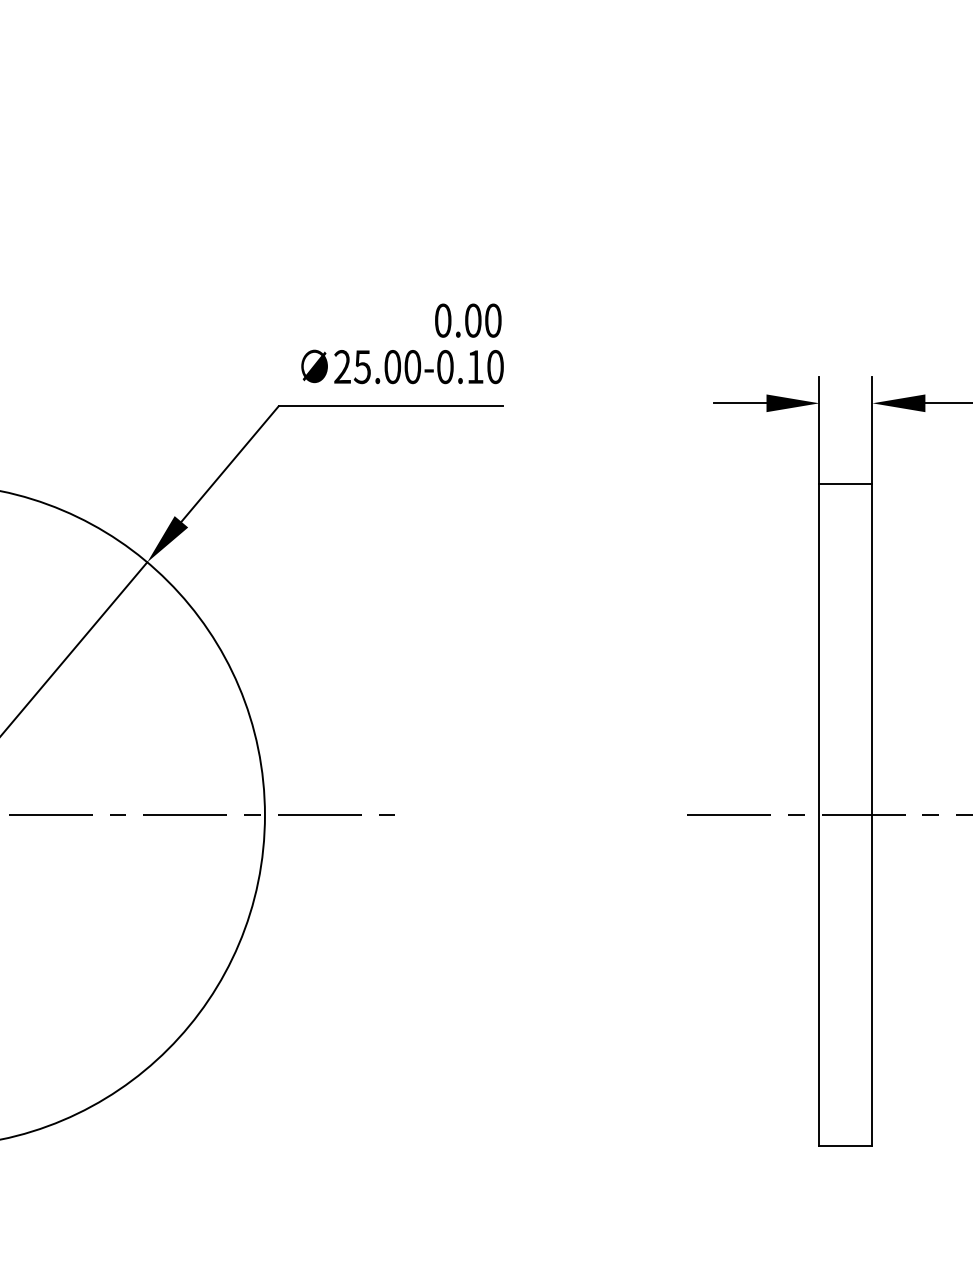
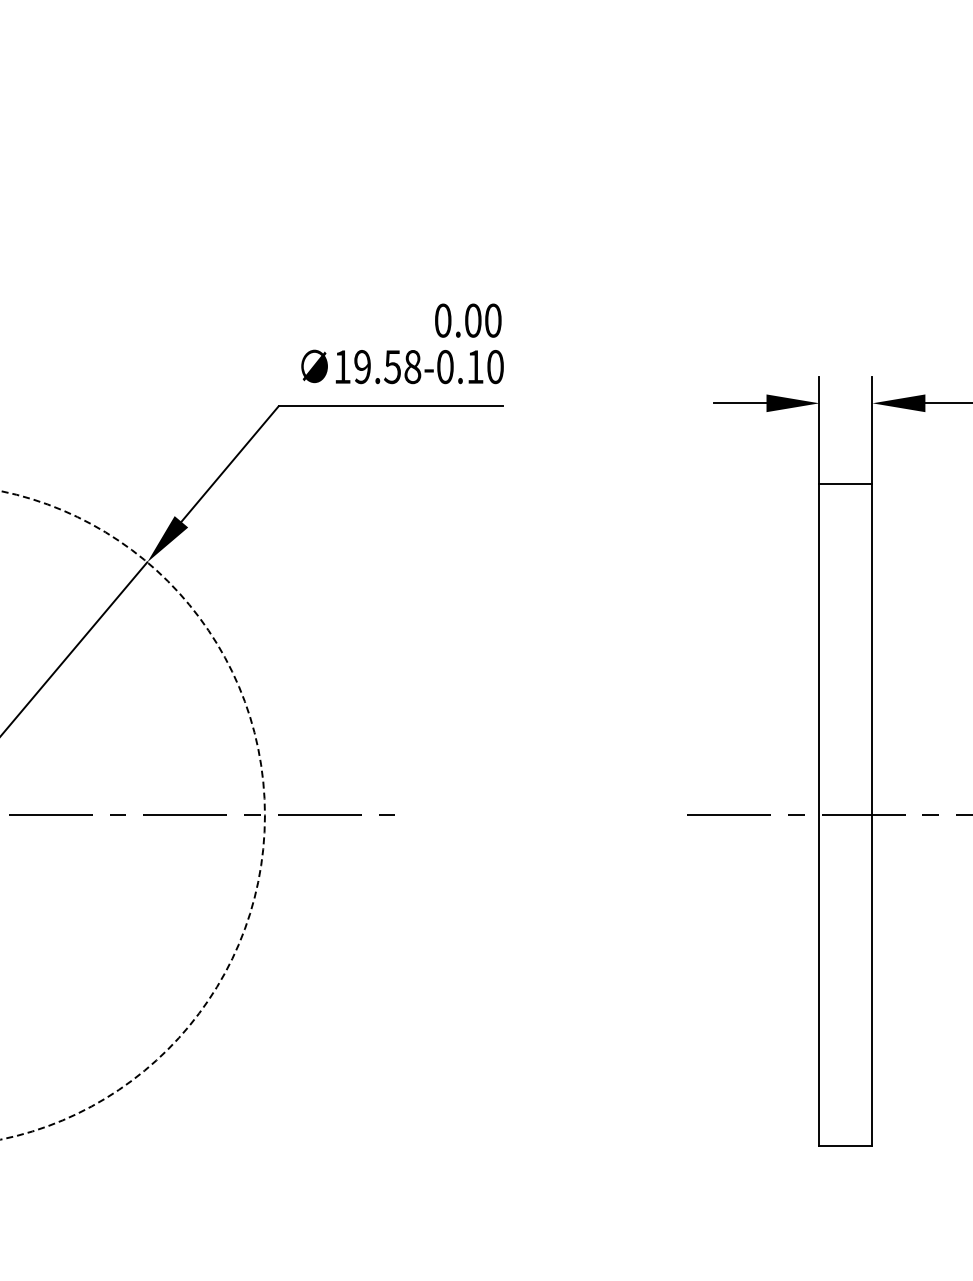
text: 25.00 -> 19.58 (377, 367)
circle: solid -> dashed (132, 815)
